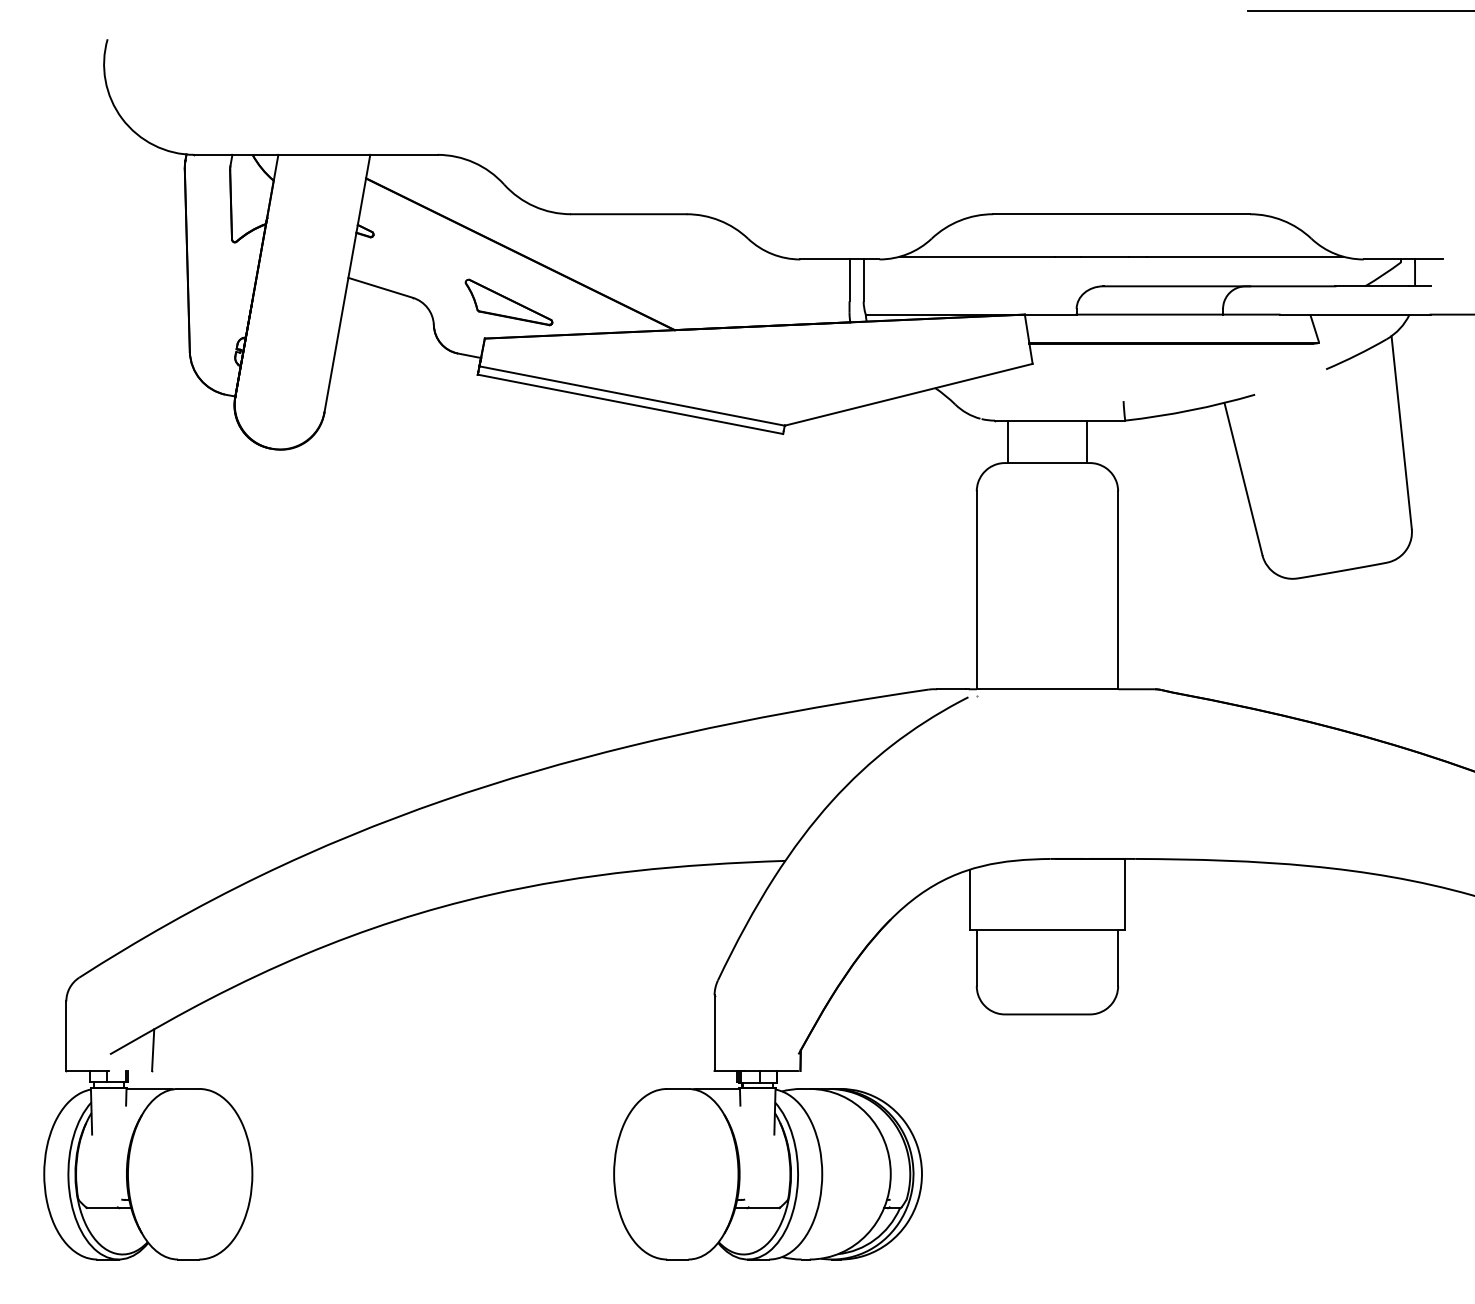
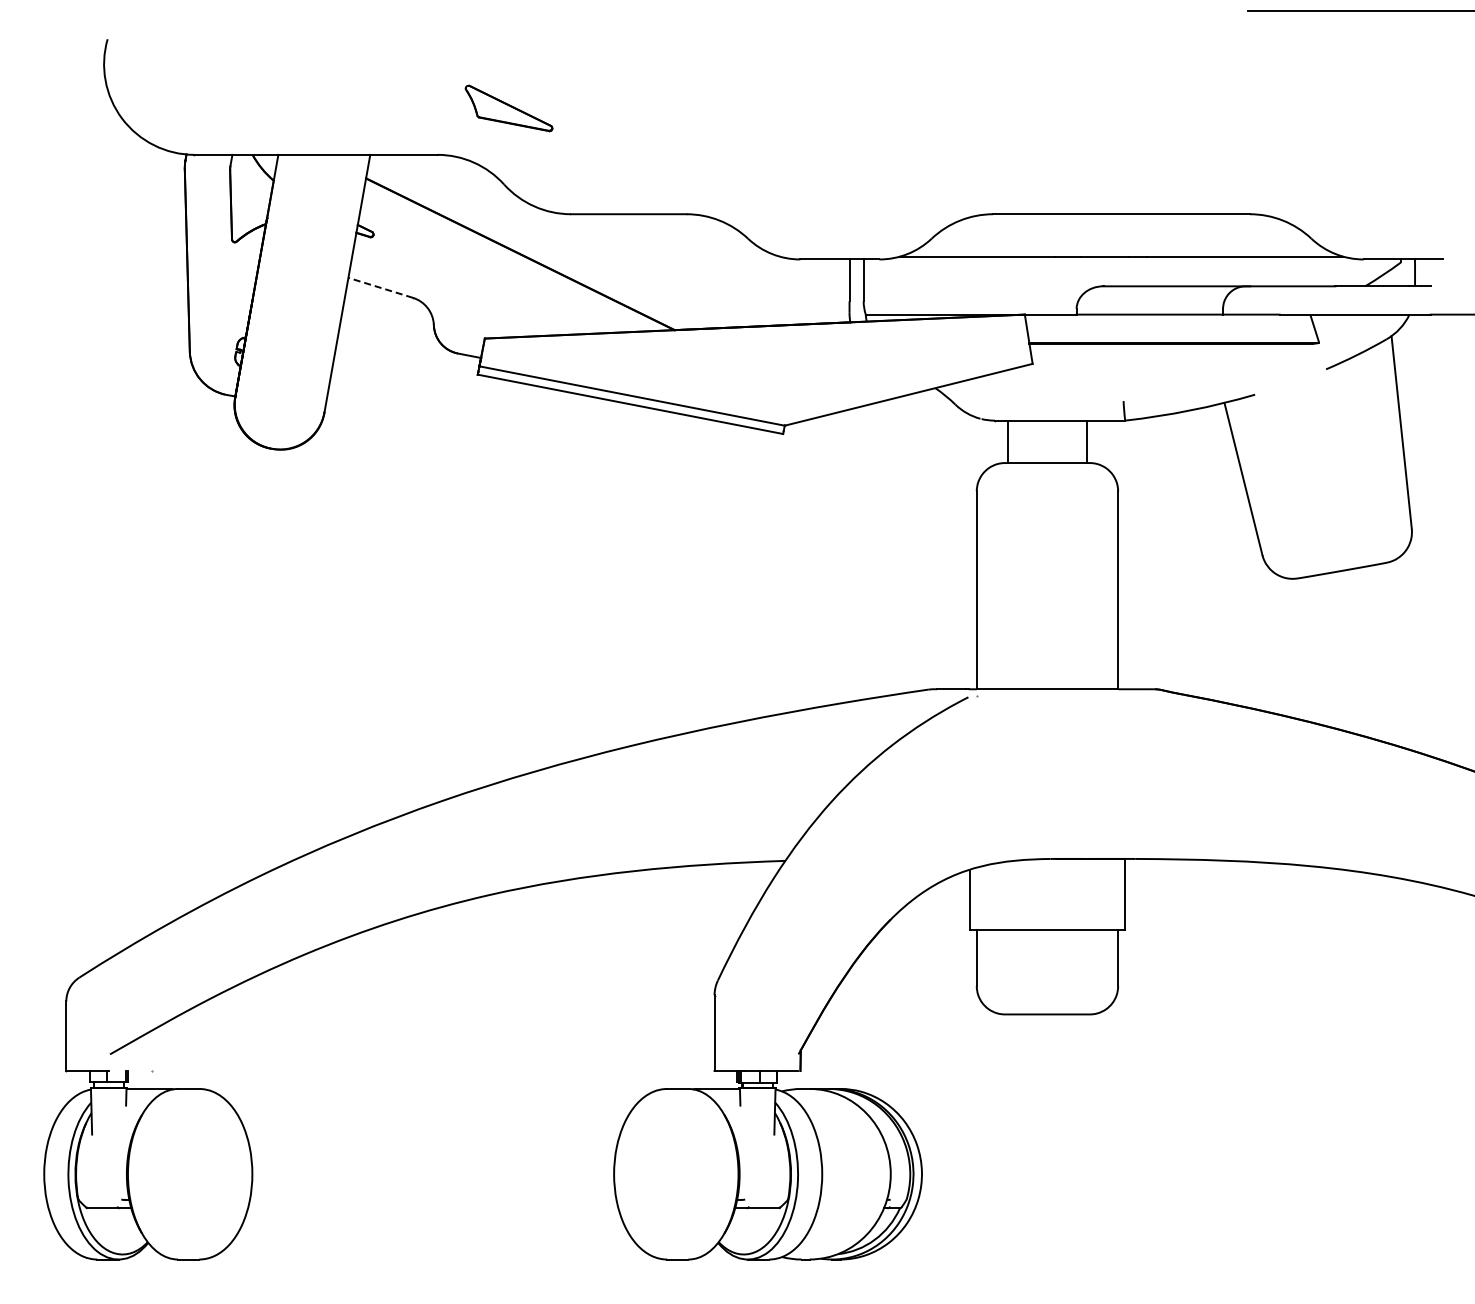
line: solid -> dashed (380, 287)
part position: (508, 302) -> (508, 108) (508, 108)
line: present -> none (153, 1050)
